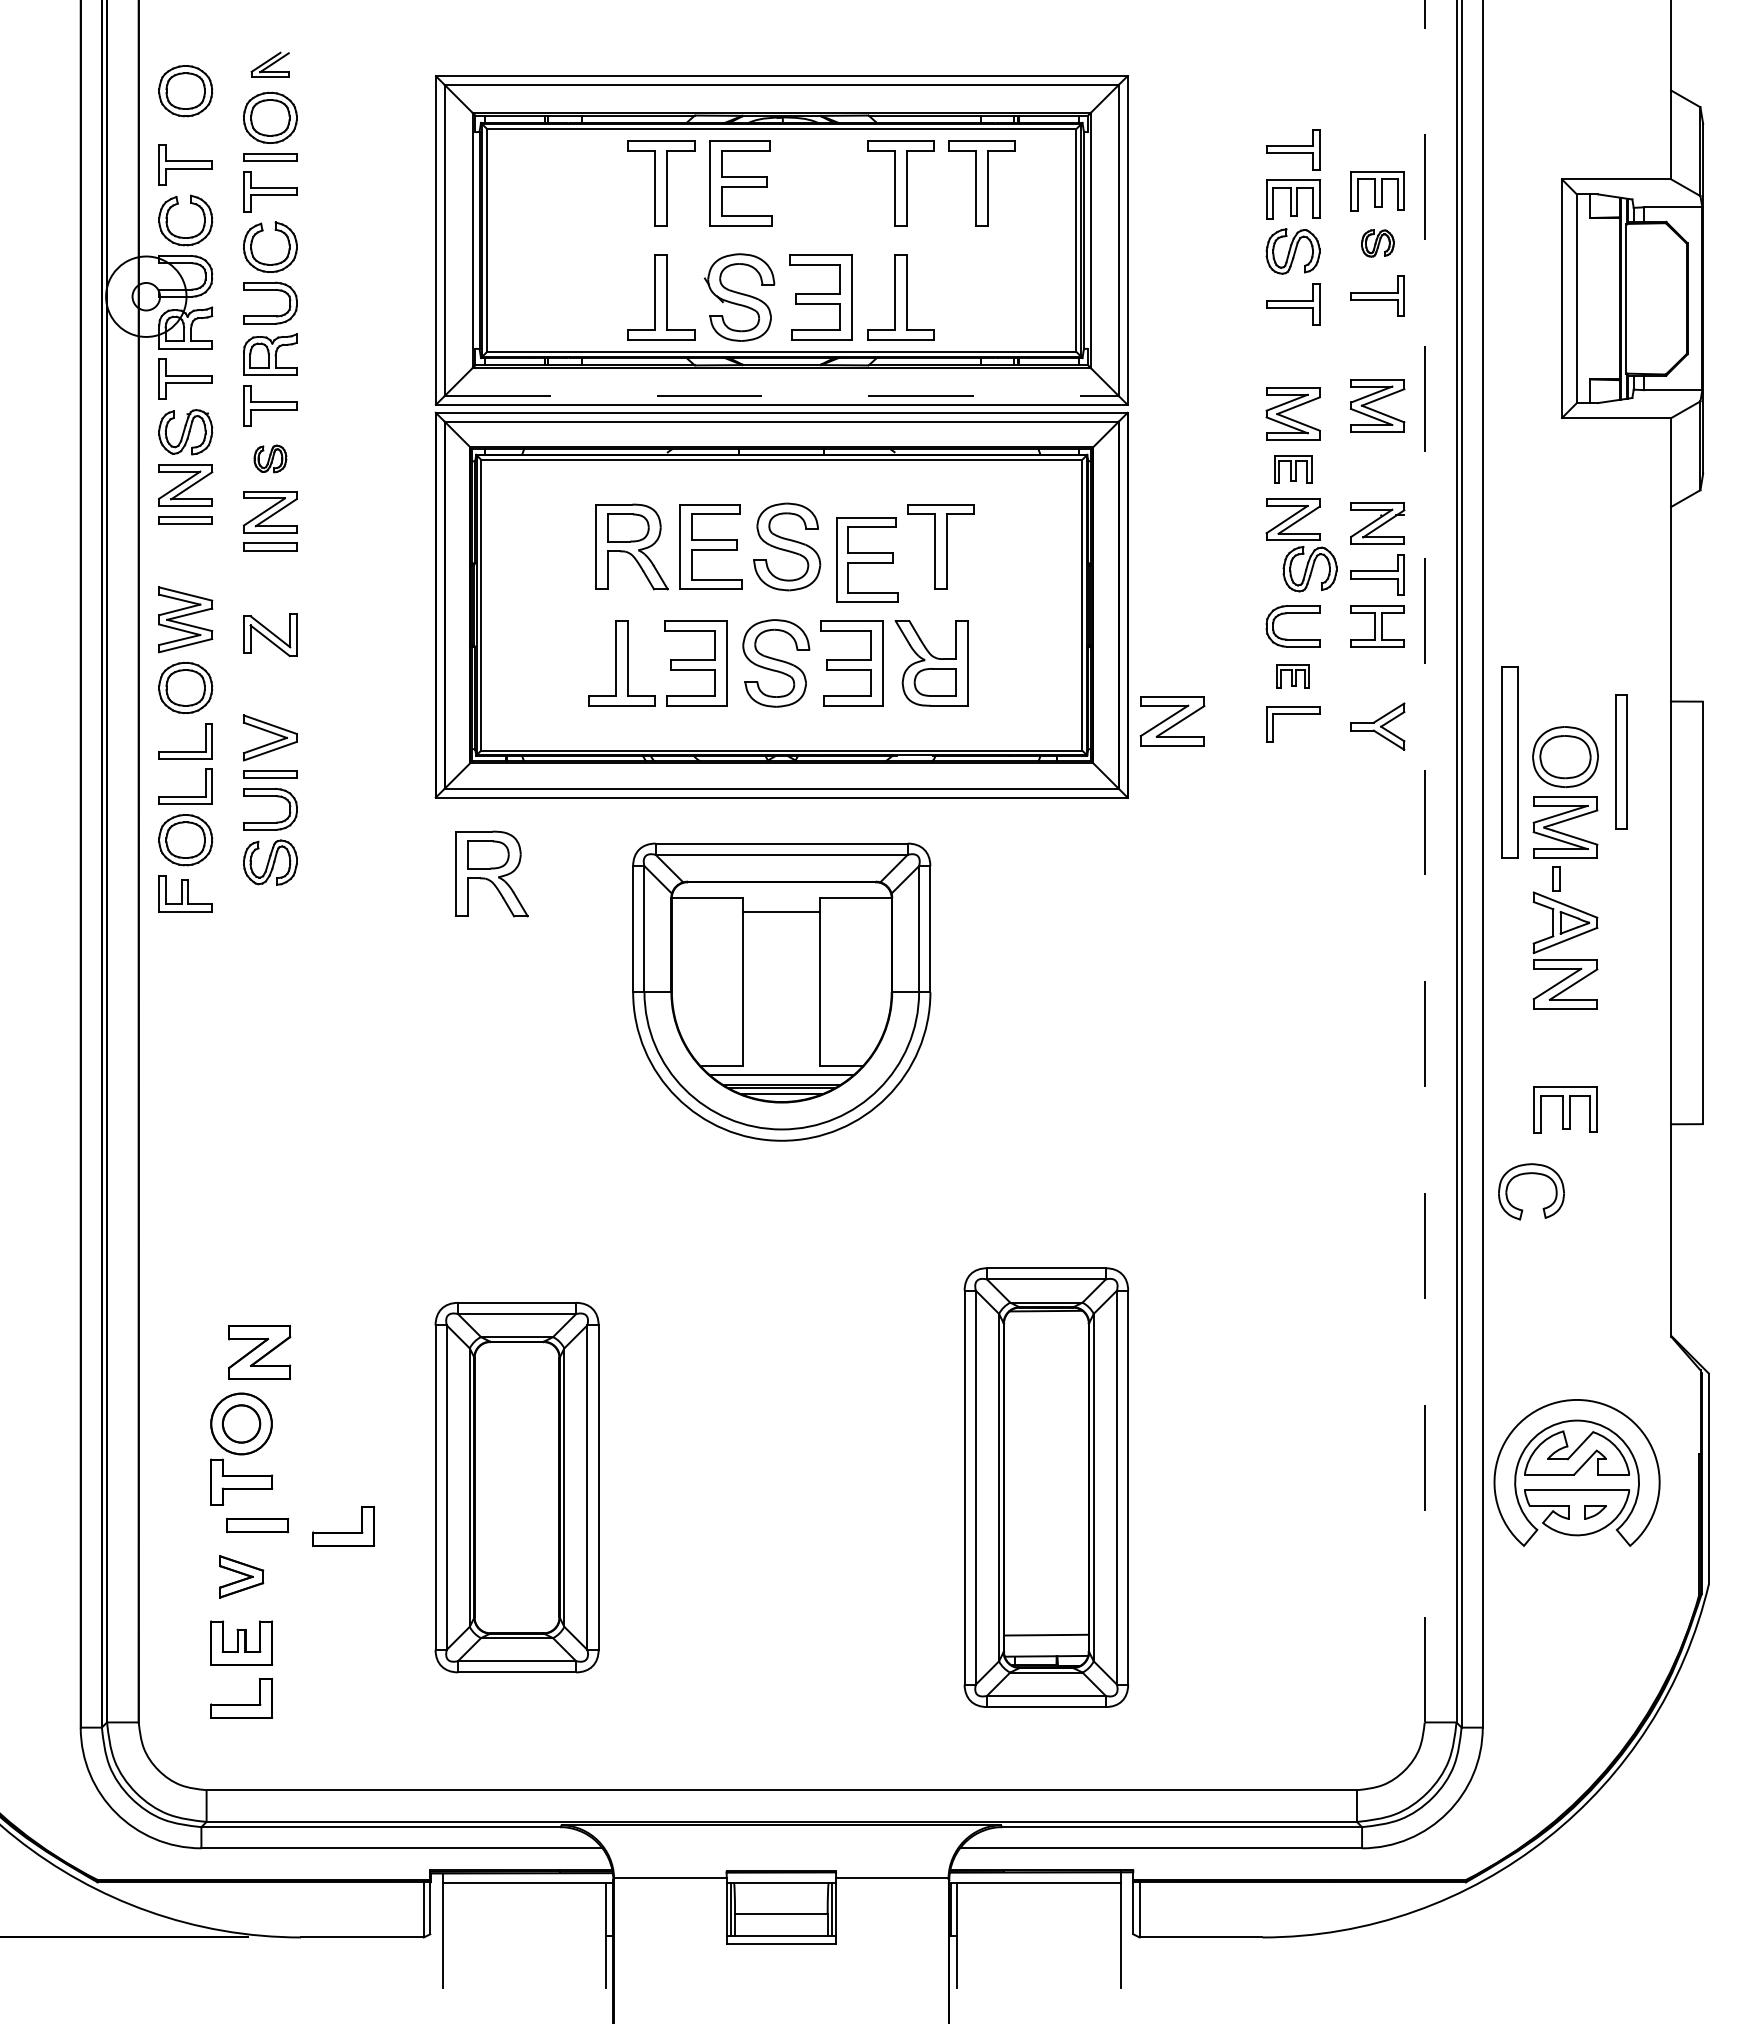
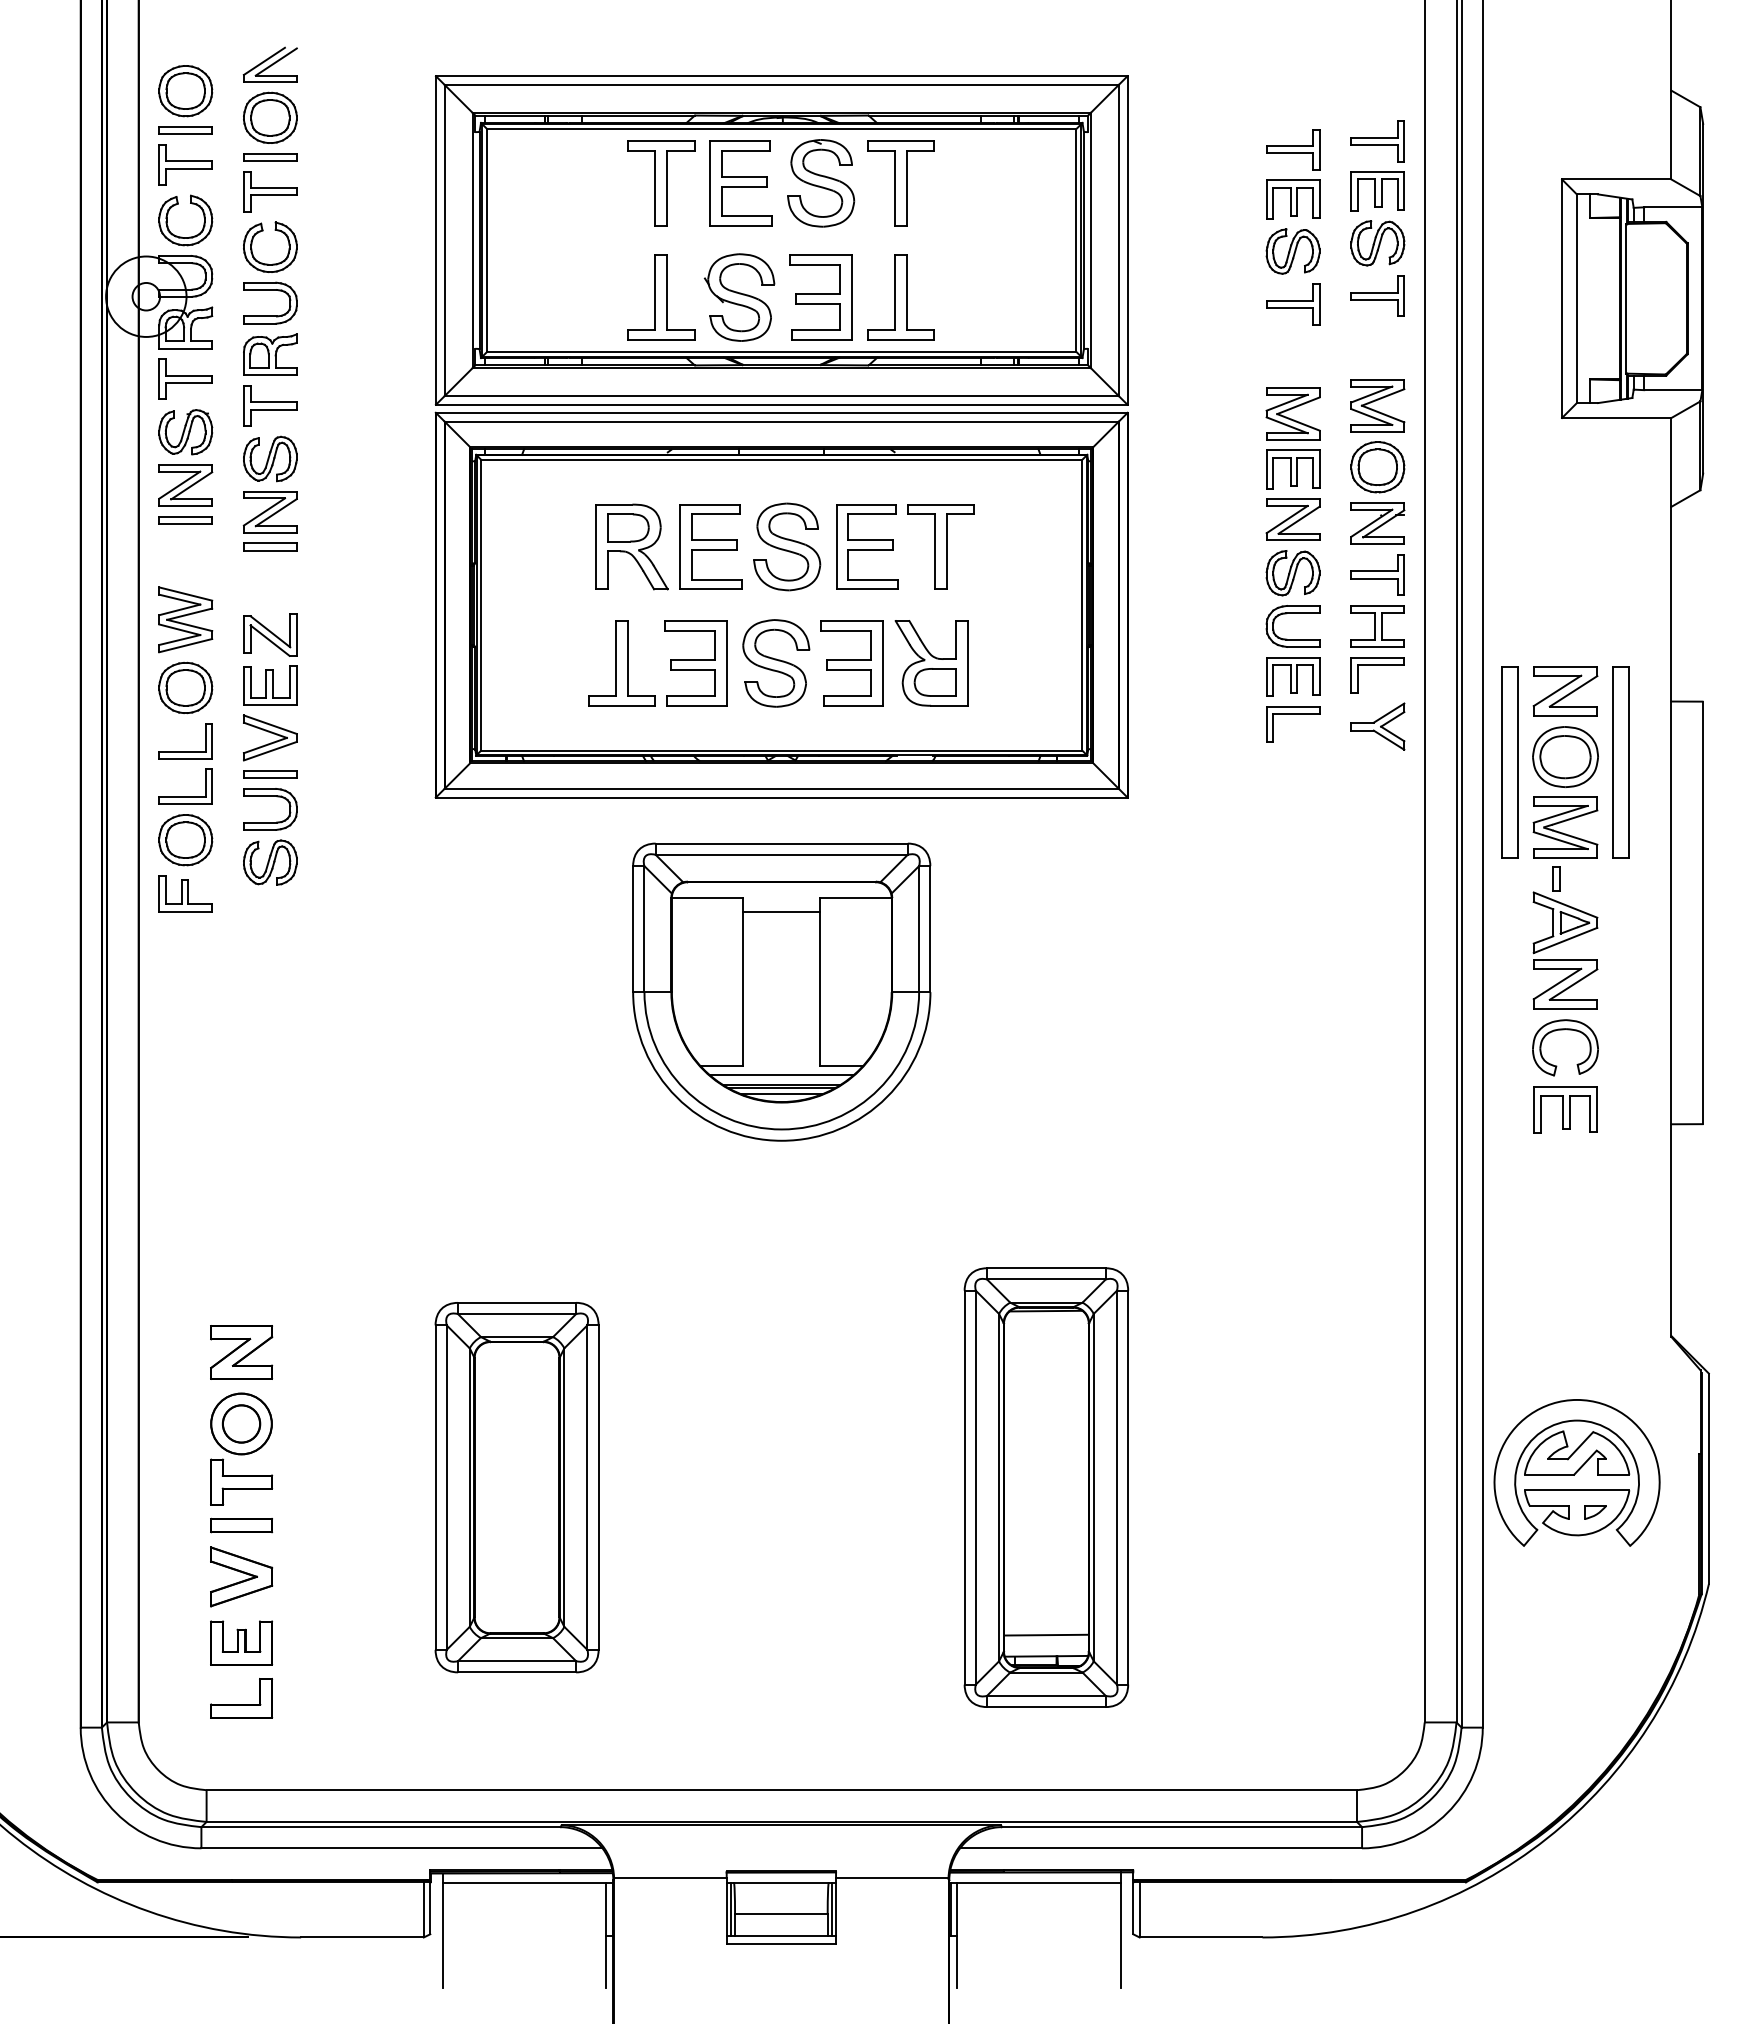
part size: 40x27 px -> 56x37 px (269, 64)
part: none -> present (185, 130)
part: none -> present (1377, 141)
part: none -> present (821, 183)
part: present -> none (981, 183)
part size: 34x29 px -> 56x47 px (1377, 243)
line: dashed -> solid (781, 396)
part size: 35x30 px -> 55x48 px (270, 458)
part: none -> present (1377, 467)
part size: 39x29 px -> 55x41 px (1293, 469)
part position: (867, 559) -> (867, 546) (867, 546)
part position: (1309, 569) -> (1292, 573) (1292, 573)
part: none -> present (1377, 665)
part size: 34x25 px -> 55x40 px (1293, 676)
part: none -> present (270, 685)
part position: (1172, 721) -> (1565, 691) (1565, 691)
part size: 13x136 px -> 18x193 px (1620, 762)
line: dashed -> solid (1424, 860)
part: present -> none (491, 873)
part position: (1530, 1174) -> (1564, 1030) (1564, 1030)
part position: (259, 1352) -> (241, 1352) (241, 1352)
part position: (257, 1525) -> (241, 1525) (241, 1525)
part: present -> none (343, 1526)
part size: 46x44 px -> 64x62 px (241, 1576)
